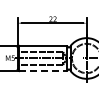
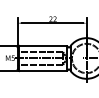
line: dashed -> solid (43, 71)
